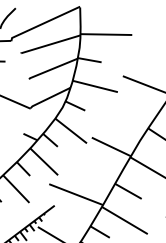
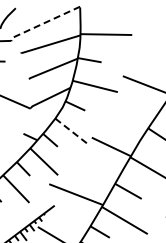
line: solid -> dashed (43, 23)
line: solid -> dashed (71, 131)
